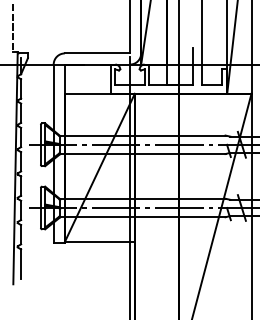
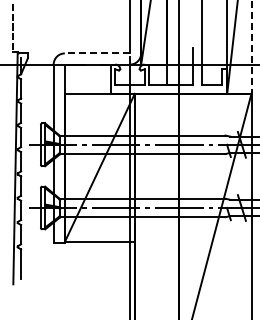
line: solid -> dashed (251, 47)
line: solid -> dashed (97, 53)
